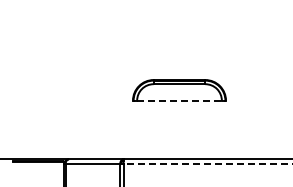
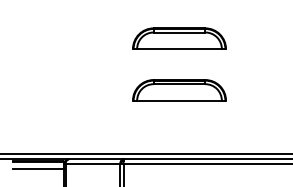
part: none -> present (179, 38)
line: dashed -> solid (180, 100)
line: none -> present (145, 154)
line: dashed -> solid (207, 164)
line: none -> present (38, 169)
